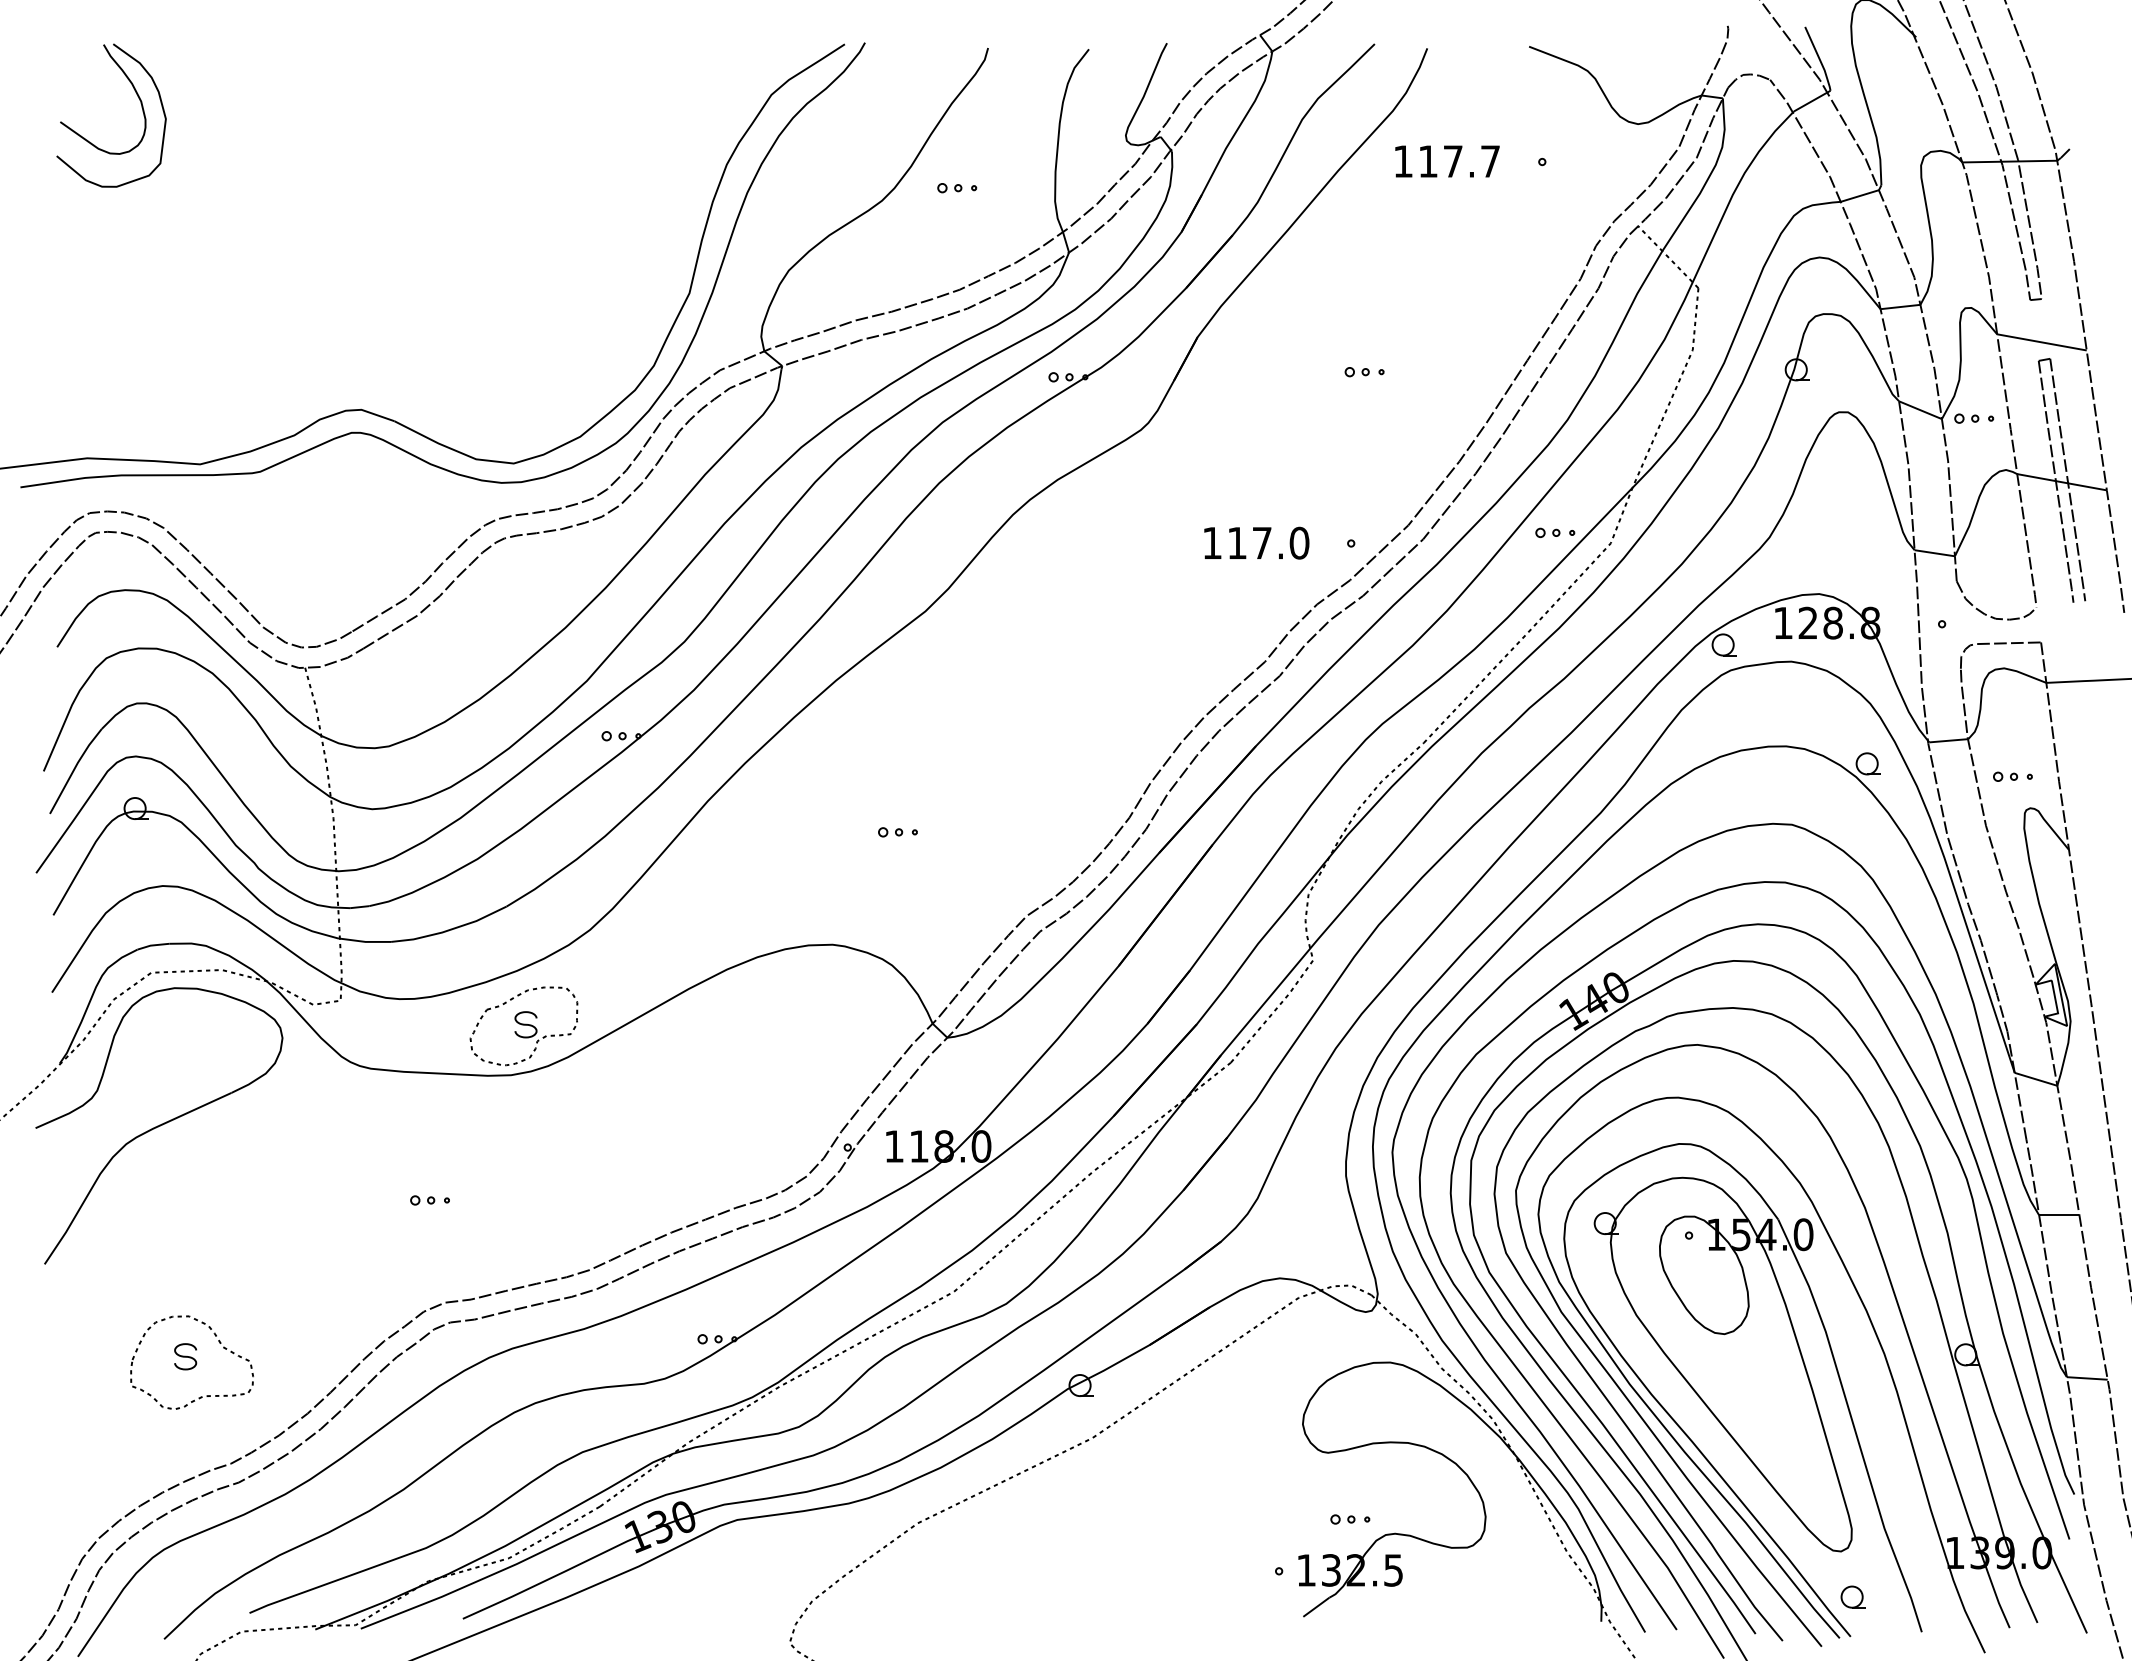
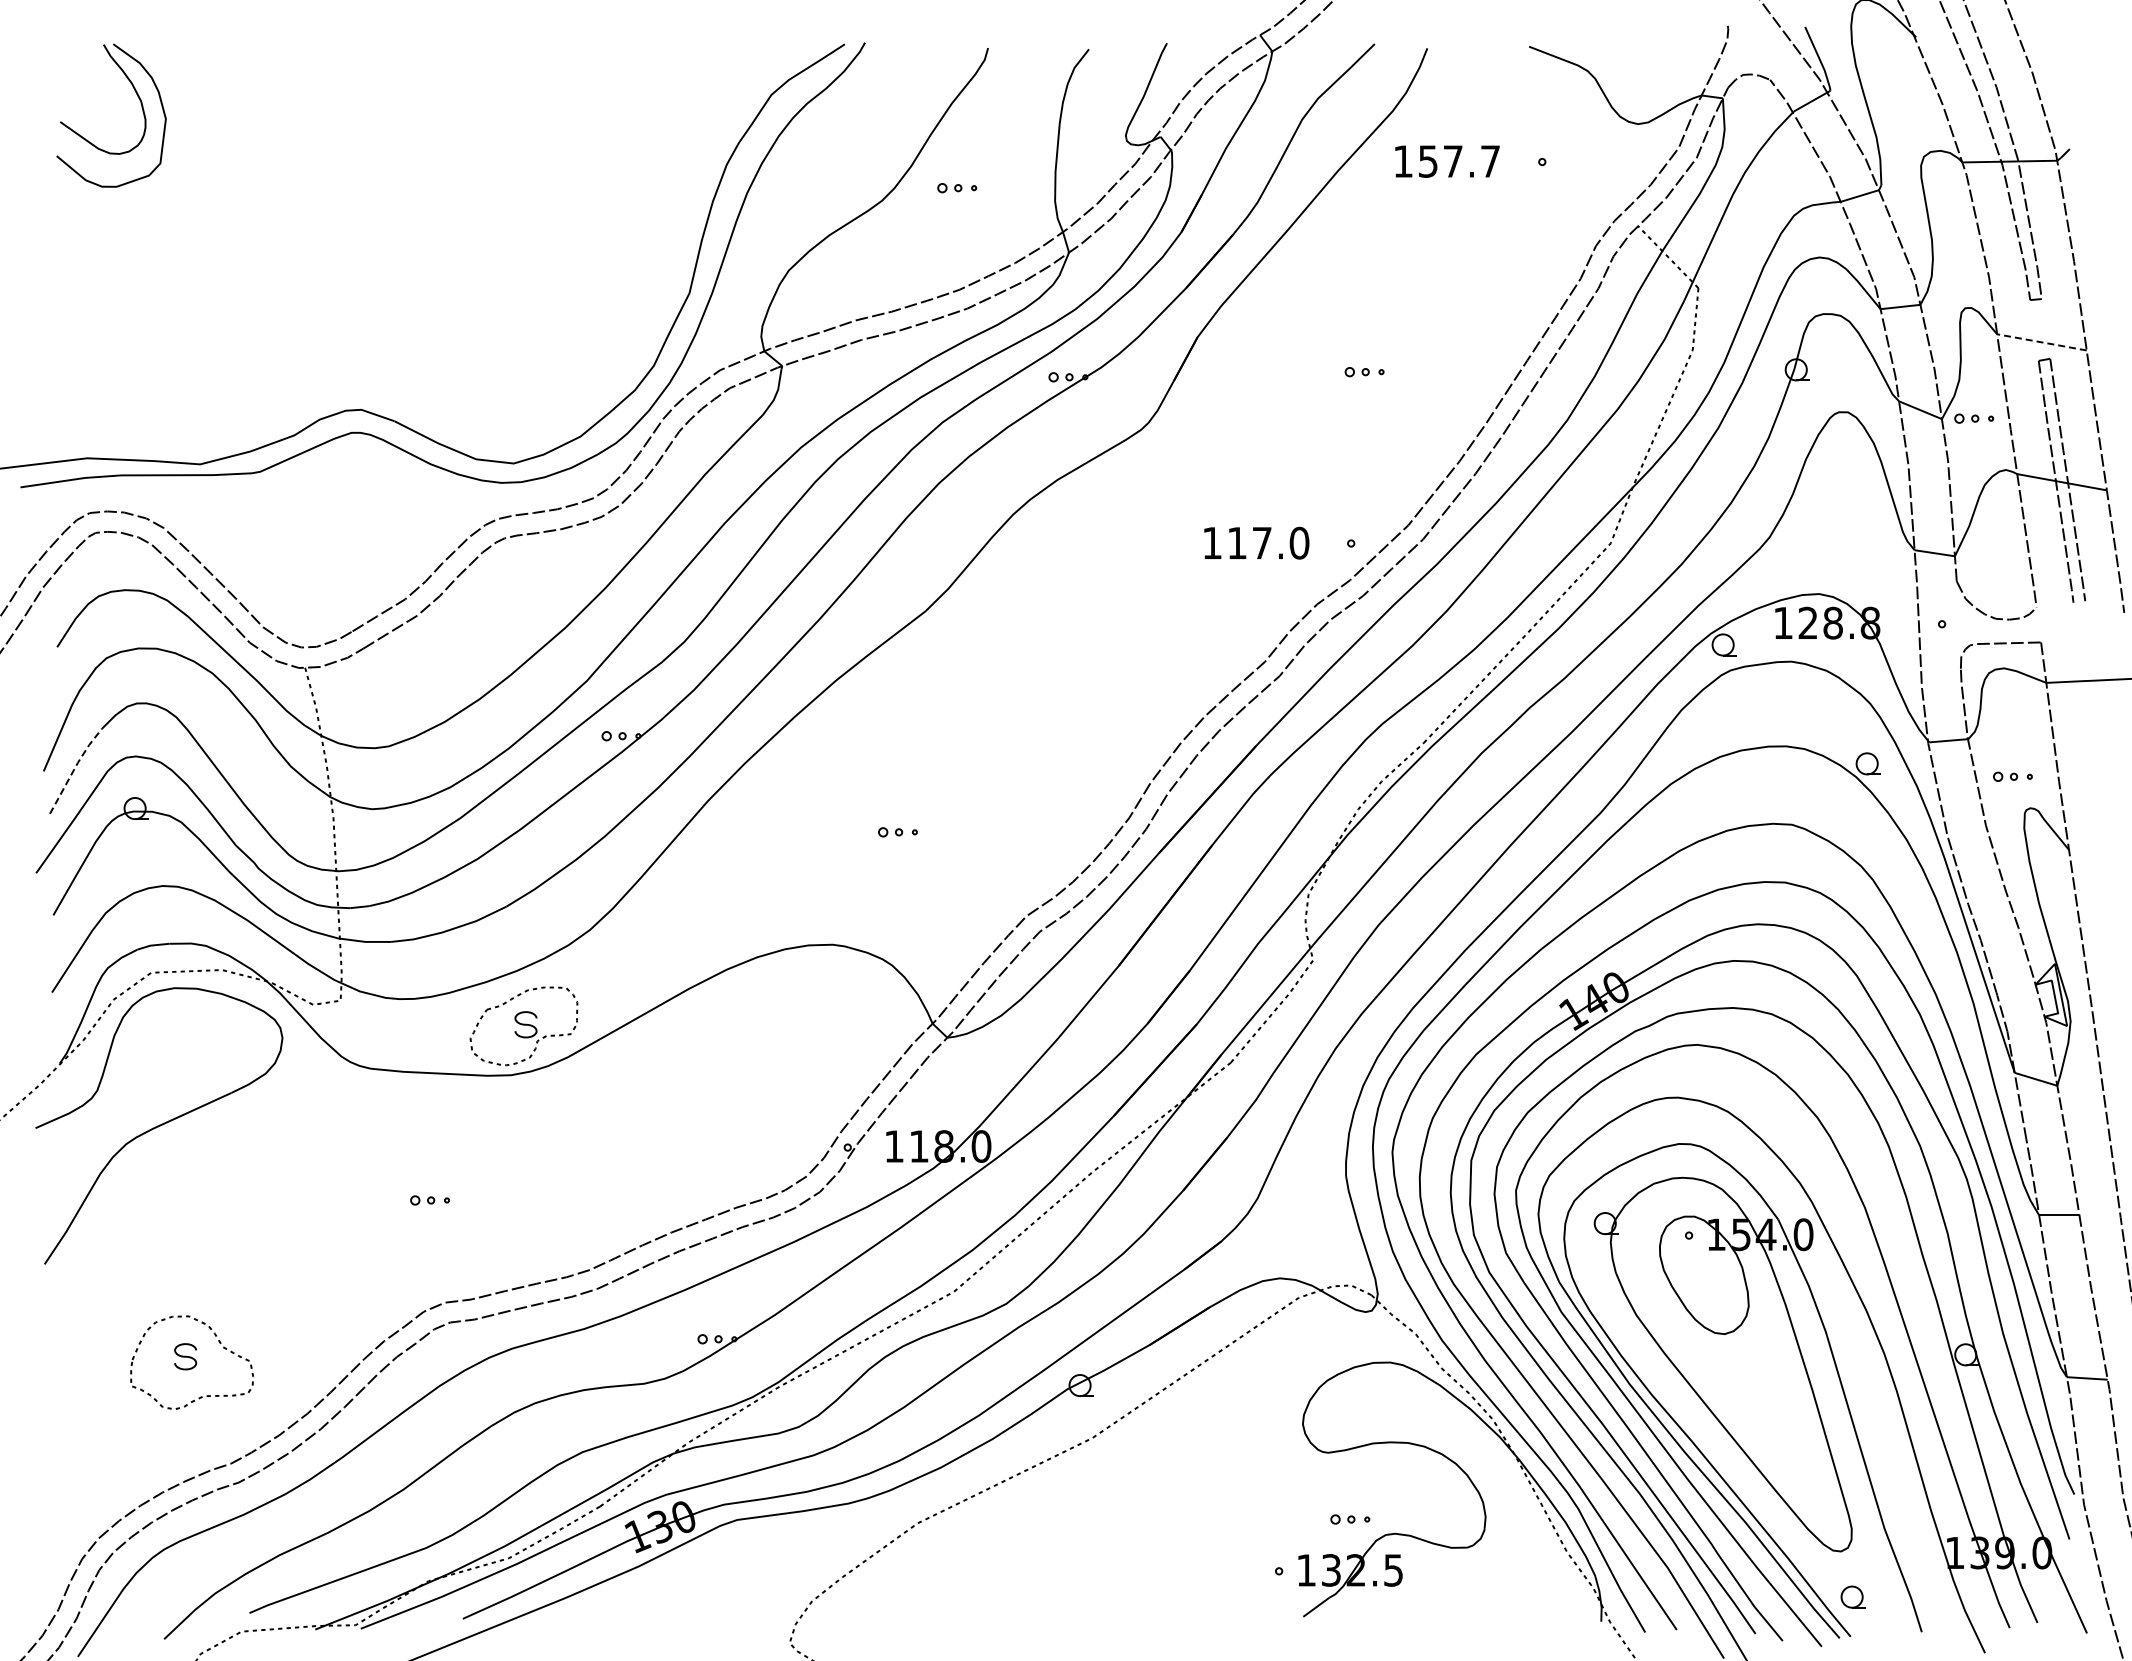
text: 117.7 -> 157.7 (1428, 161)
line: solid -> dashed (2041, 342)
part: present -> none (1555, 532)
line: solid -> dashed (74, 768)
